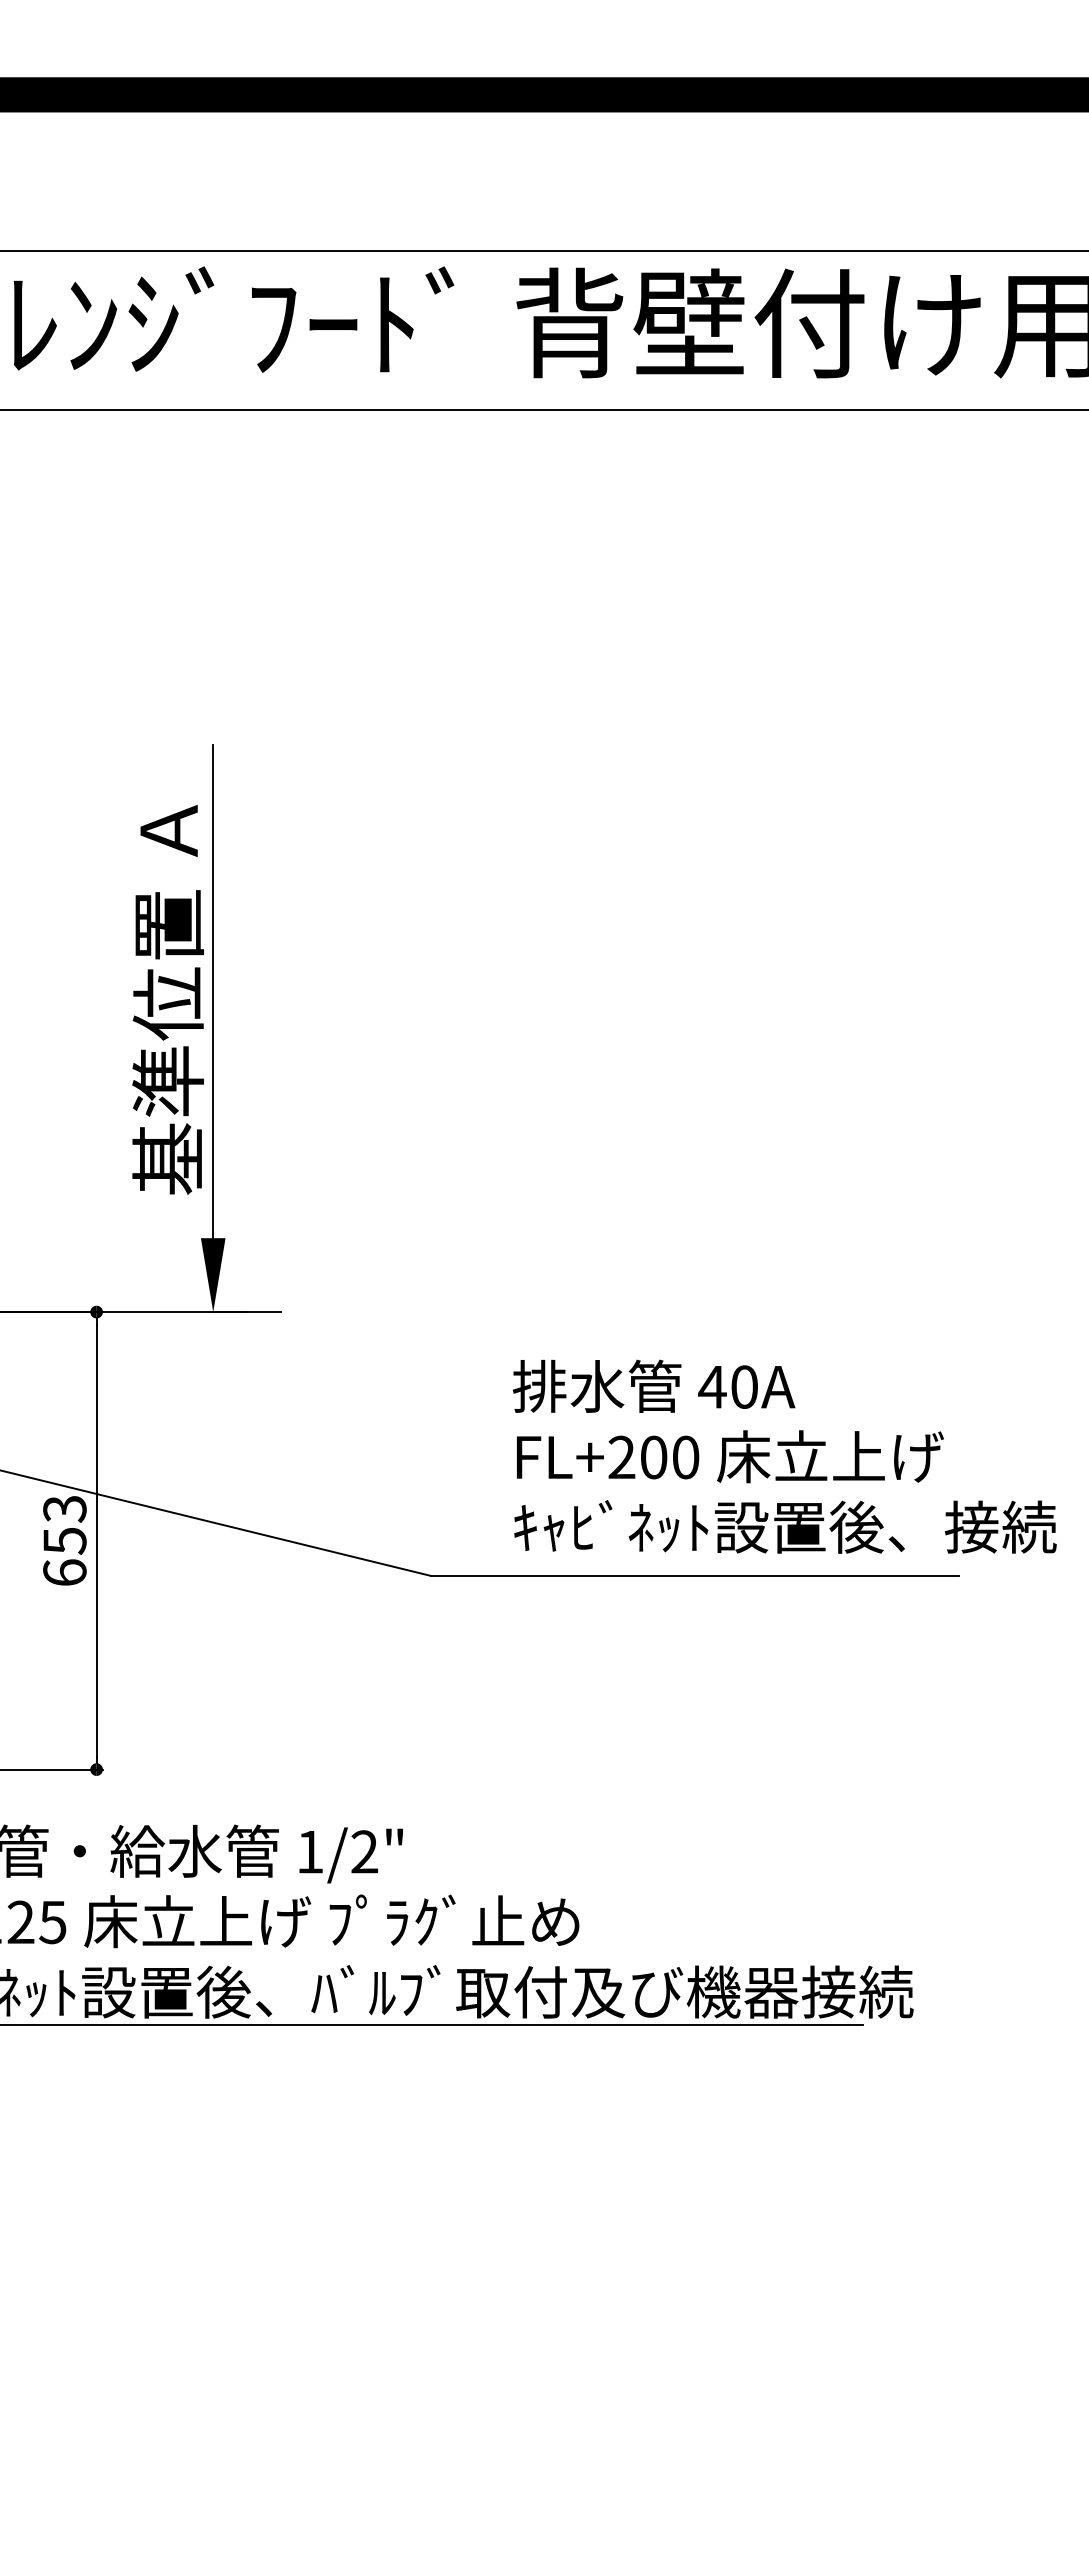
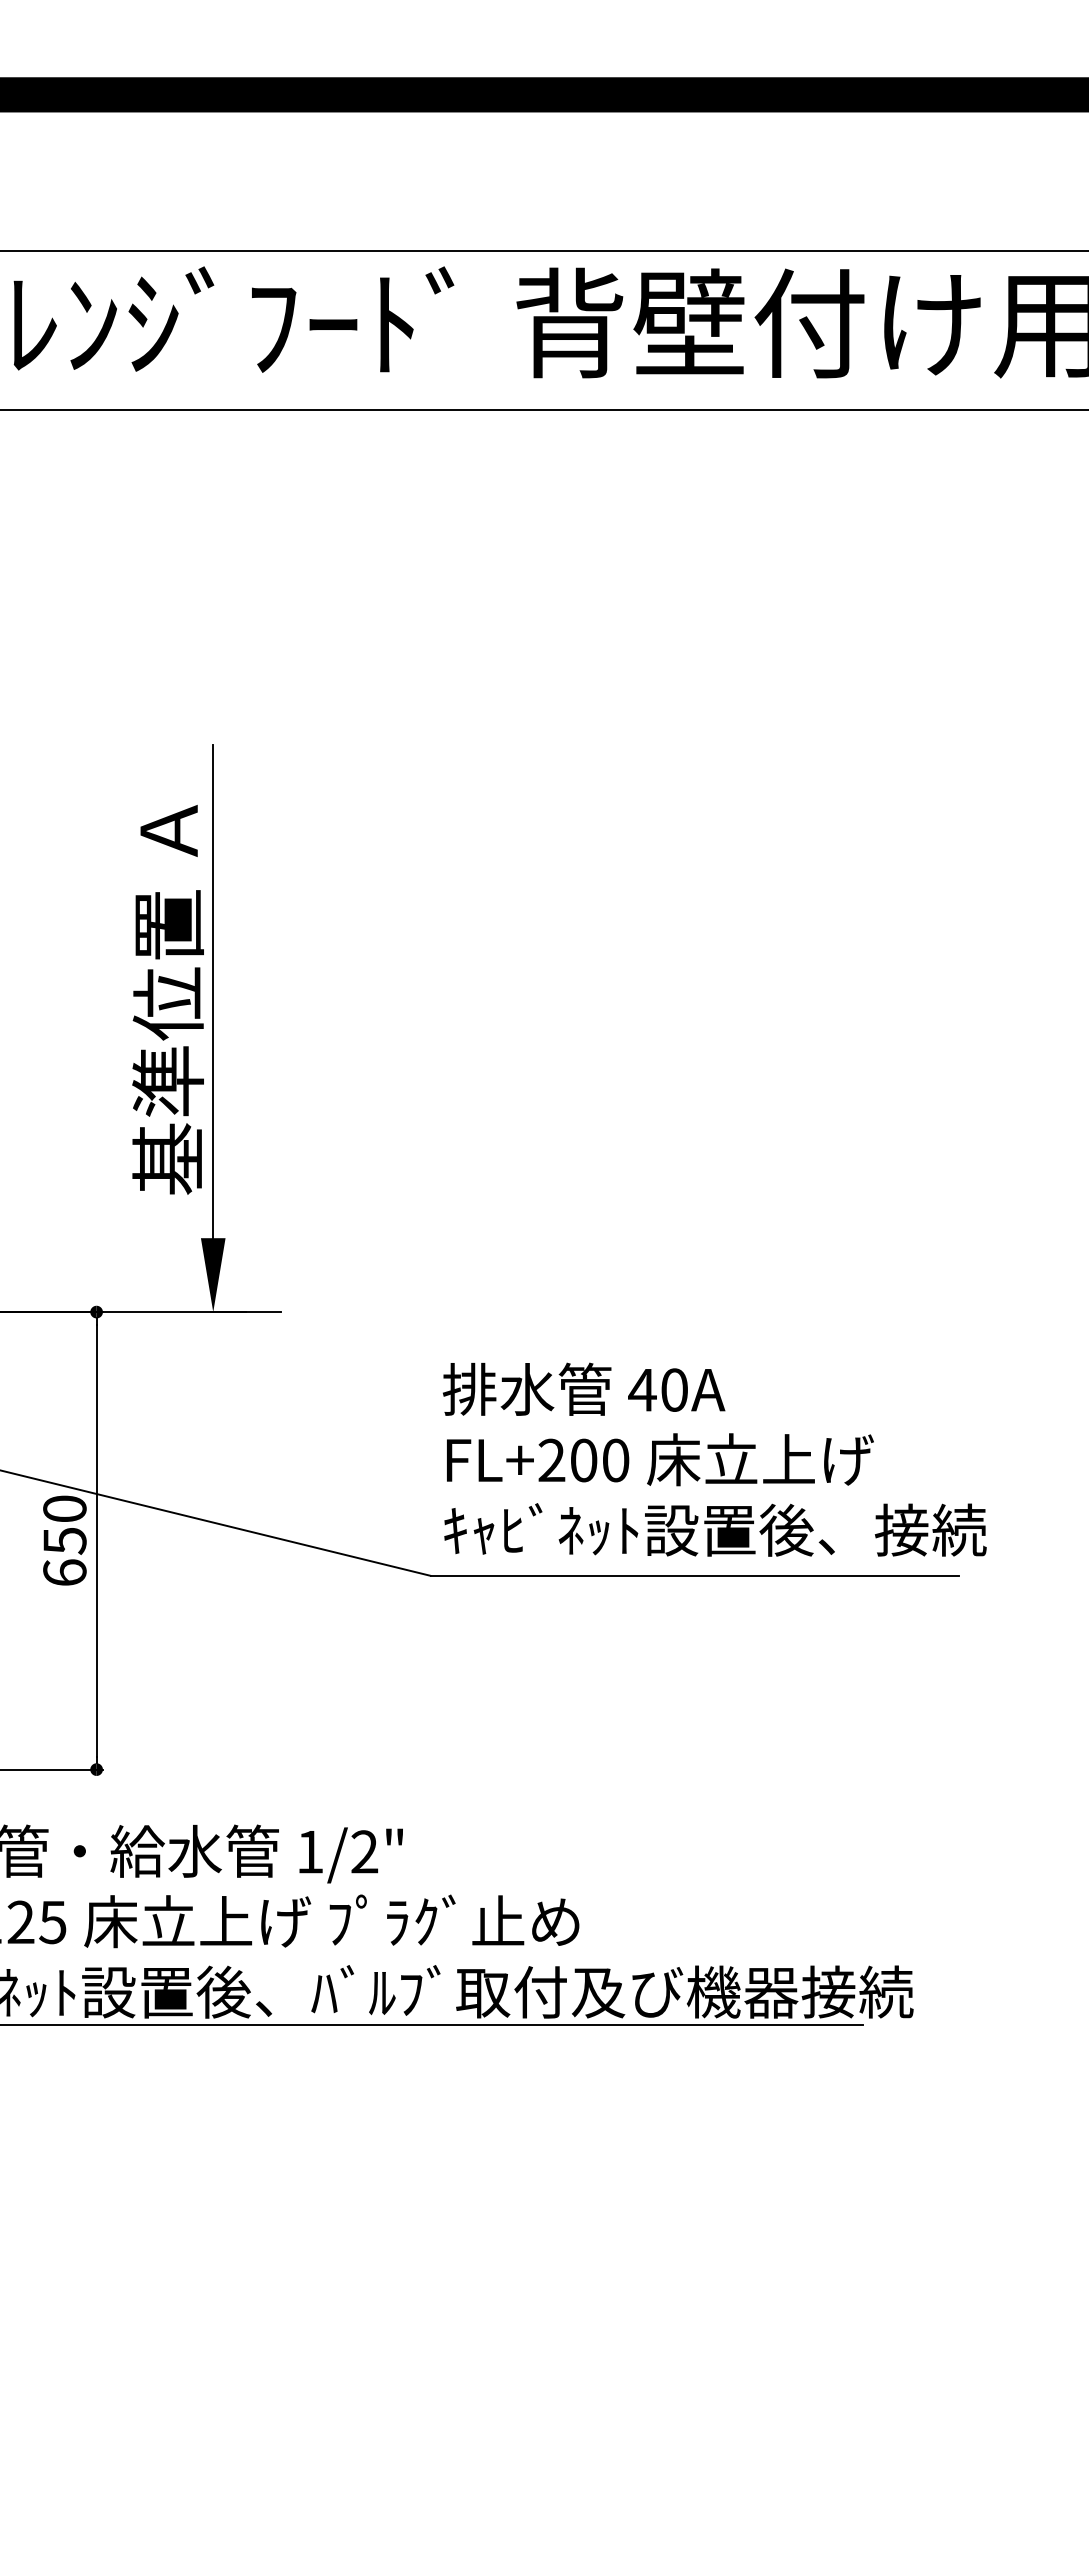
text position: (784, 1456) -> (714, 1459) (714, 1459)
text: 653 -> 650 (64, 1508)
